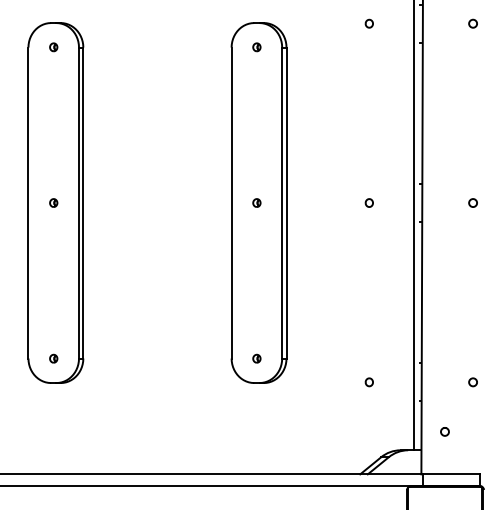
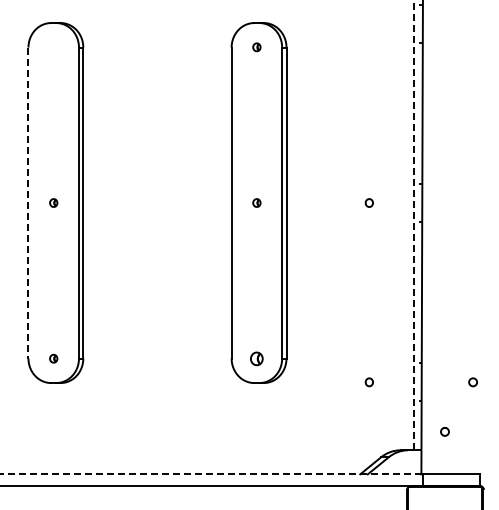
part: present -> none (368, 23)
circle: present -> none (472, 23)
part: present -> none (53, 47)
circle: present -> none (472, 202)
line: solid -> dashed (28, 203)
line: solid -> dashed (413, 225)
part size: 10x11 px -> 14x16 px (256, 358)
line: solid -> dashed (212, 474)
